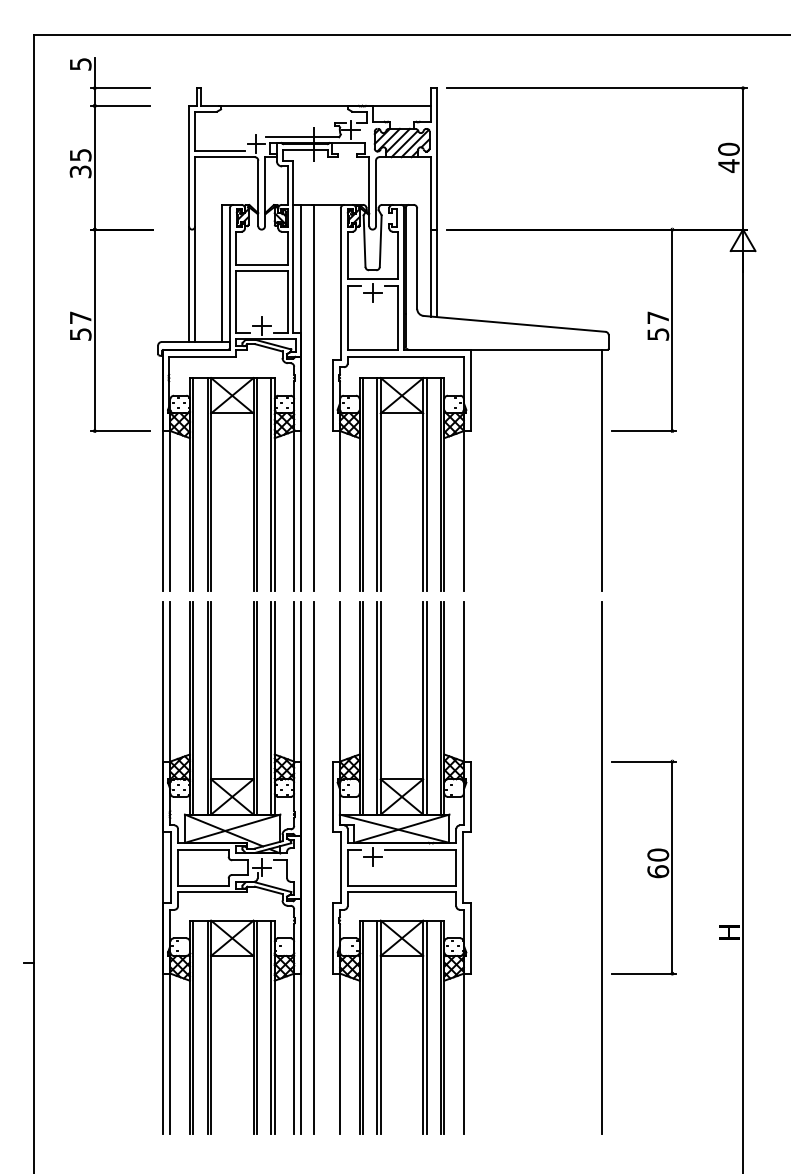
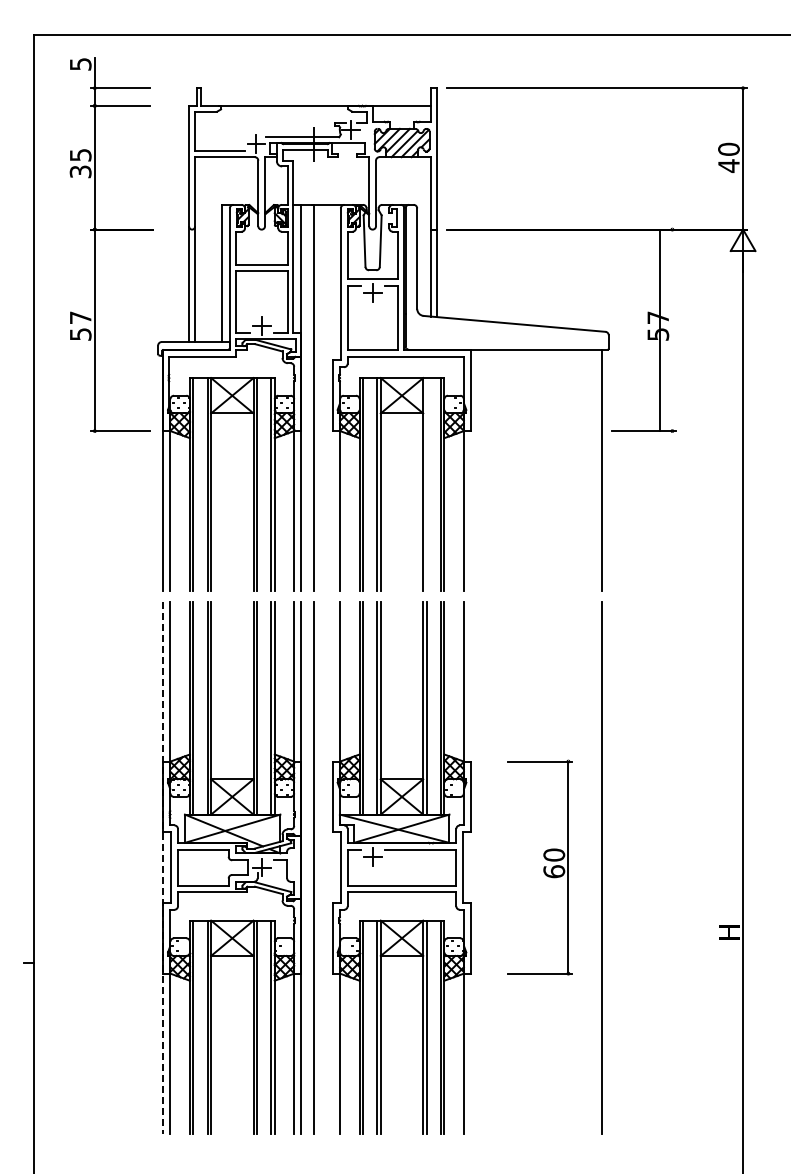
line position: (672, 330) -> (660, 330) (660, 330)
line: present -> none (426, 484)
line: solid -> dashed (163, 867)
part position: (643, 867) -> (539, 867) (539, 867)
